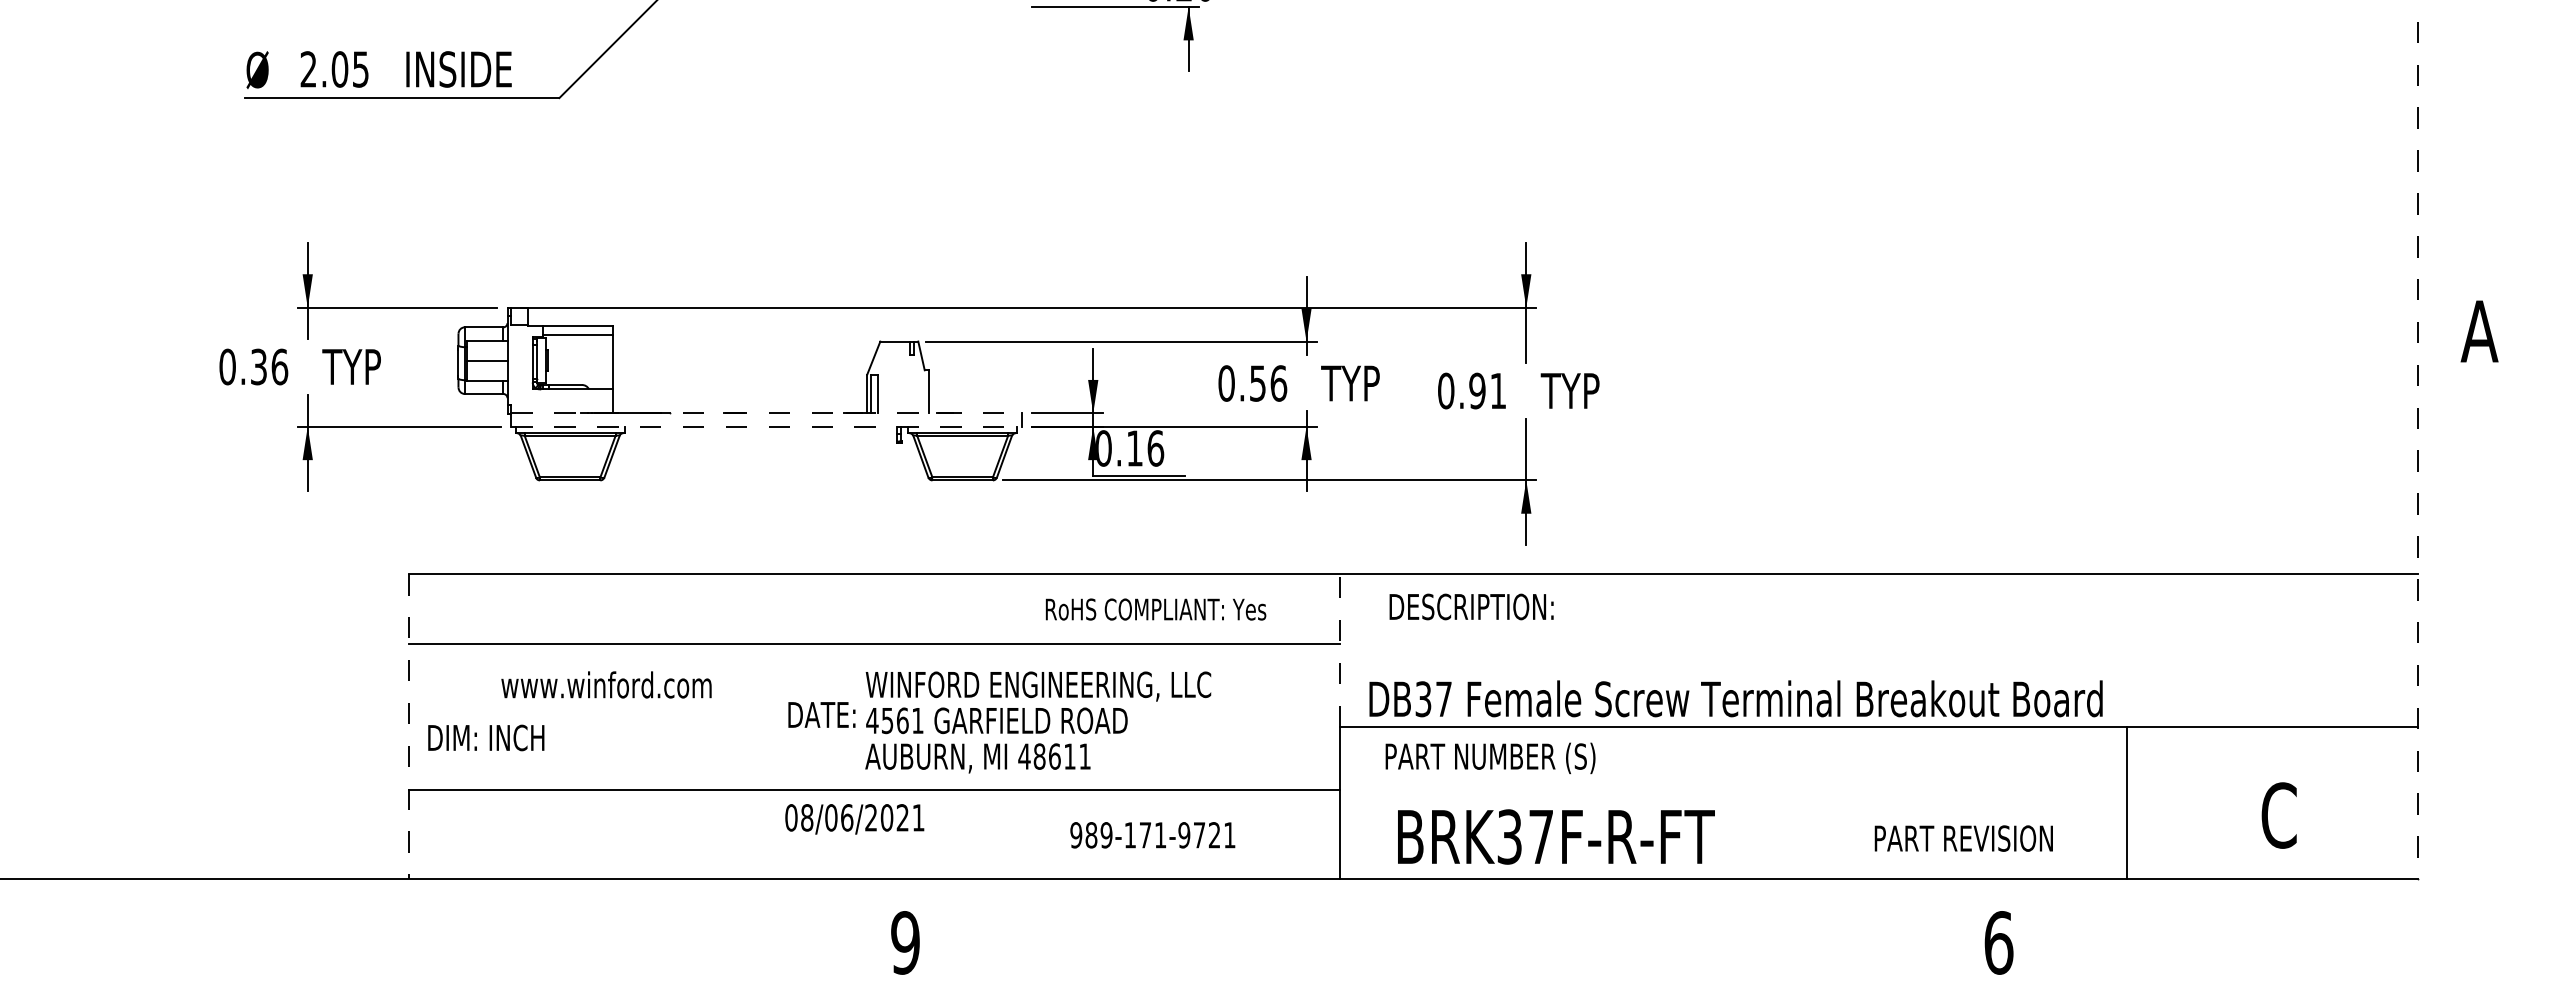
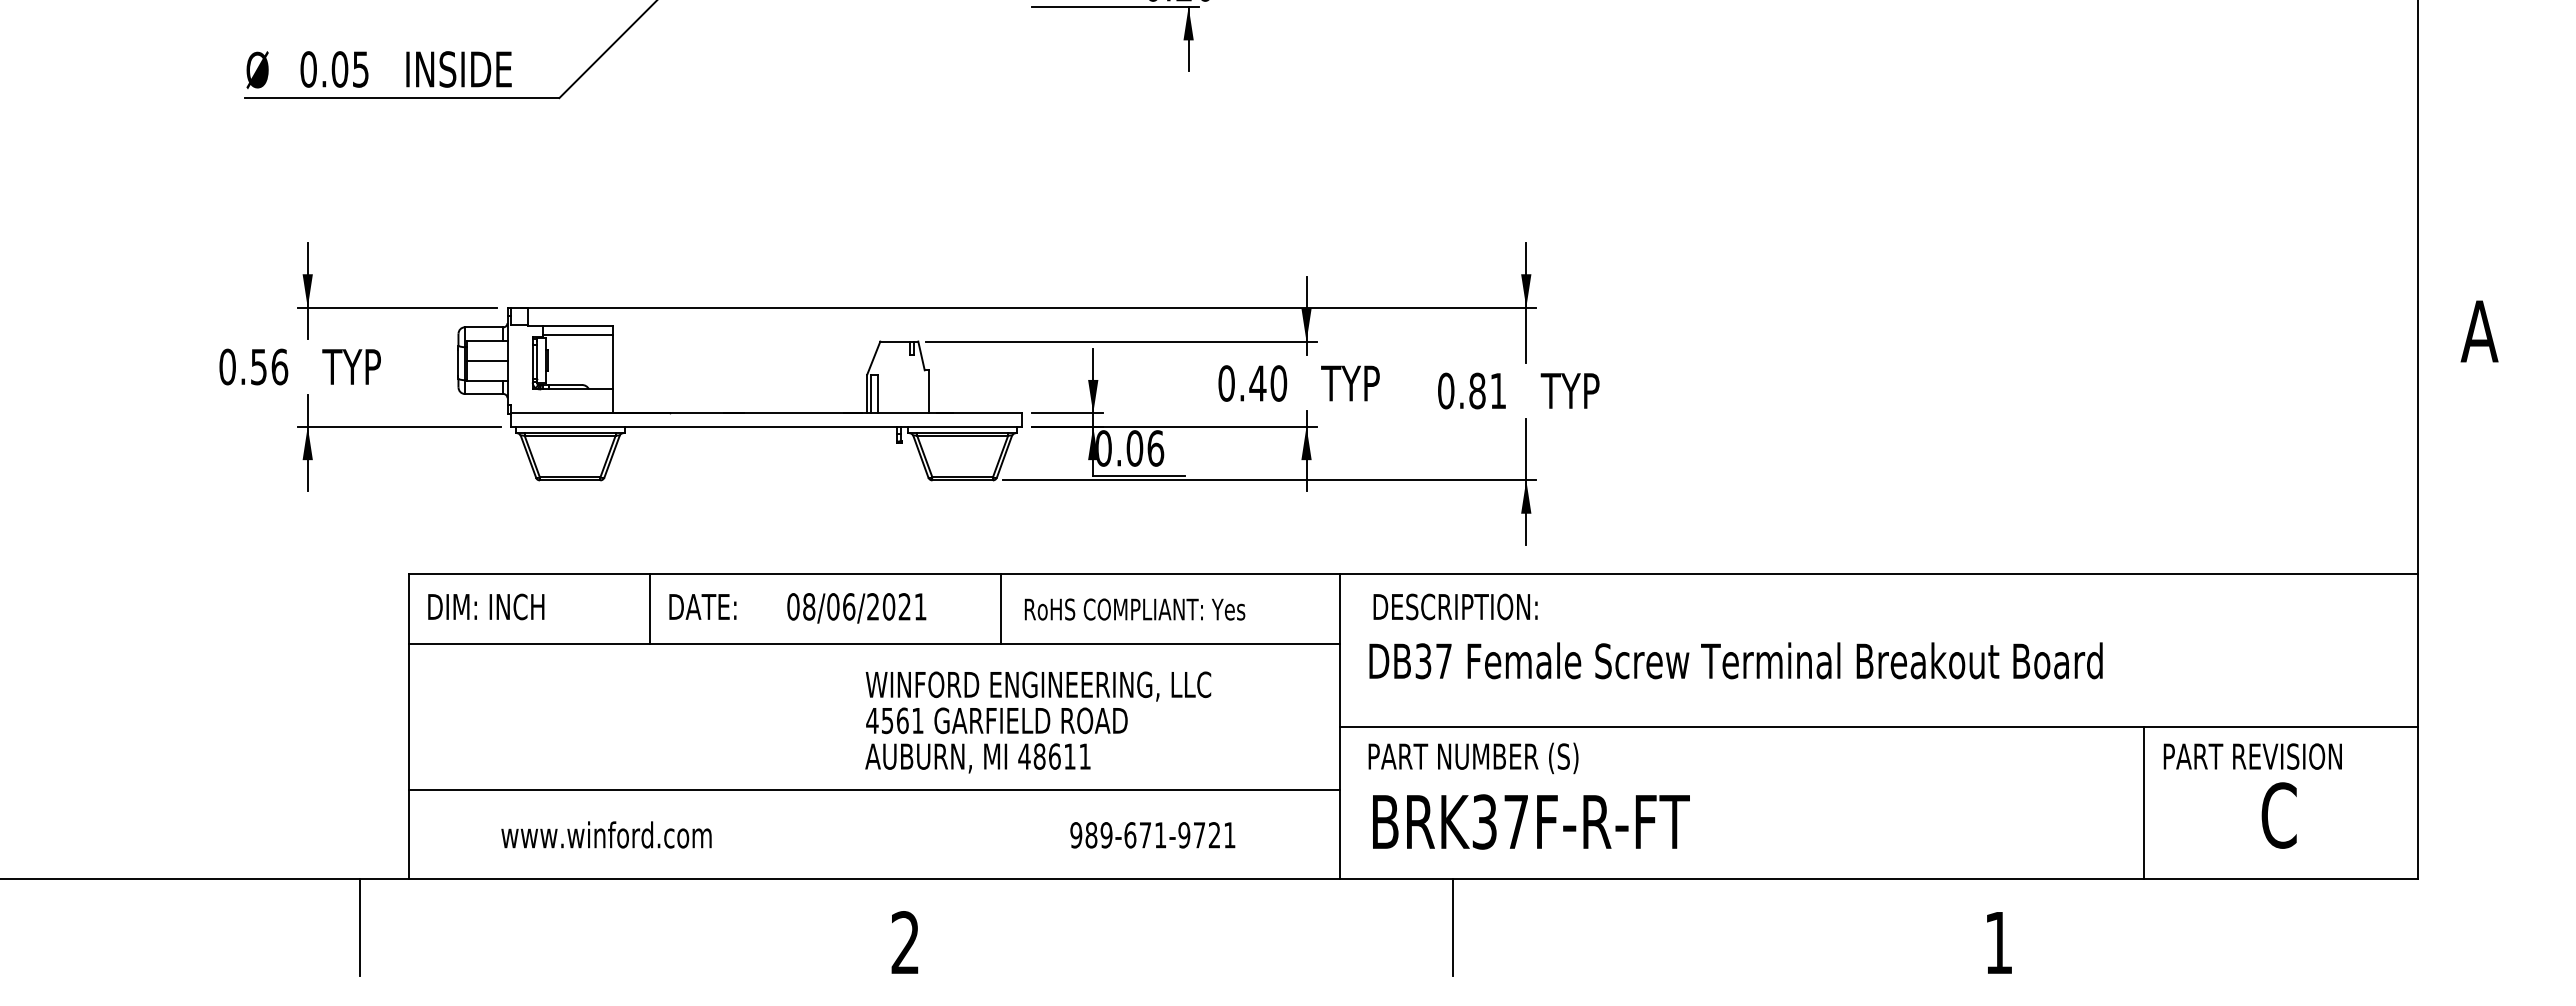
text: 2.05 -> 0.05 (308, 69)
text: 0.36 -> 0.56 (258, 366)
text: 0.56 -> 0.40 (1268, 383)
text: 0.91 -> 0.81 (1477, 390)
line: dashed -> solid (767, 413)
line: dashed -> solid (767, 426)
line: dashed -> solid (2417, 440)
text: 0.16 -> 0.06 (1134, 448)
text position: (1471, 606) -> (1455, 606) (1455, 606)
line: none -> present (649, 609)
line: none -> present (1000, 609)
text position: (1155, 609) -> (1134, 609) (1134, 609)
line: dashed -> solid (1339, 650)
text position: (606, 684) -> (606, 834) (606, 834)
text position: (1735, 698) -> (1735, 660) (1735, 660)
text position: (821, 714) -> (702, 606) (702, 606)
line: dashed -> solid (408, 726)
text position: (486, 737) -> (486, 606) (486, 606)
text position: (1490, 758) -> (1473, 758) (1473, 758)
line position: (2127, 803) -> (2144, 803) (2144, 803)
text position: (854, 819) -> (856, 608) (856, 608)
text: 989-171-9721 -> 989-671-9721 (1130, 835)
text position: (1556, 836) -> (1531, 821) (1531, 821)
text position: (1963, 838) -> (2252, 756) (2252, 756)
line: none -> present (359, 927)
line: none -> present (1452, 927)
text: 9 -> 2 (905, 942)
text: 6 -> 1 (1998, 942)
